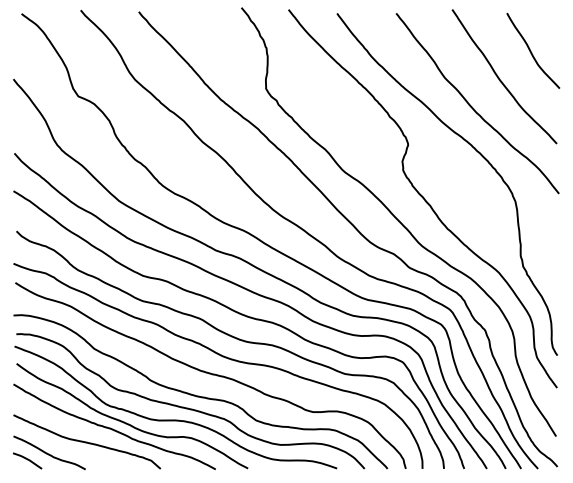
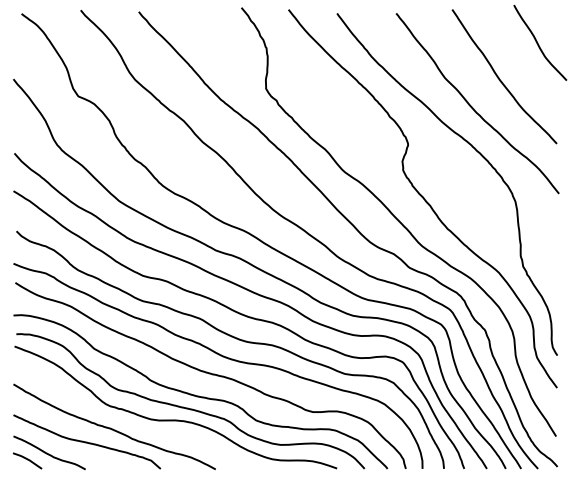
curve position: (531, 50) -> (538, 42) (538, 42)
curve: present -> none (129, 423)
